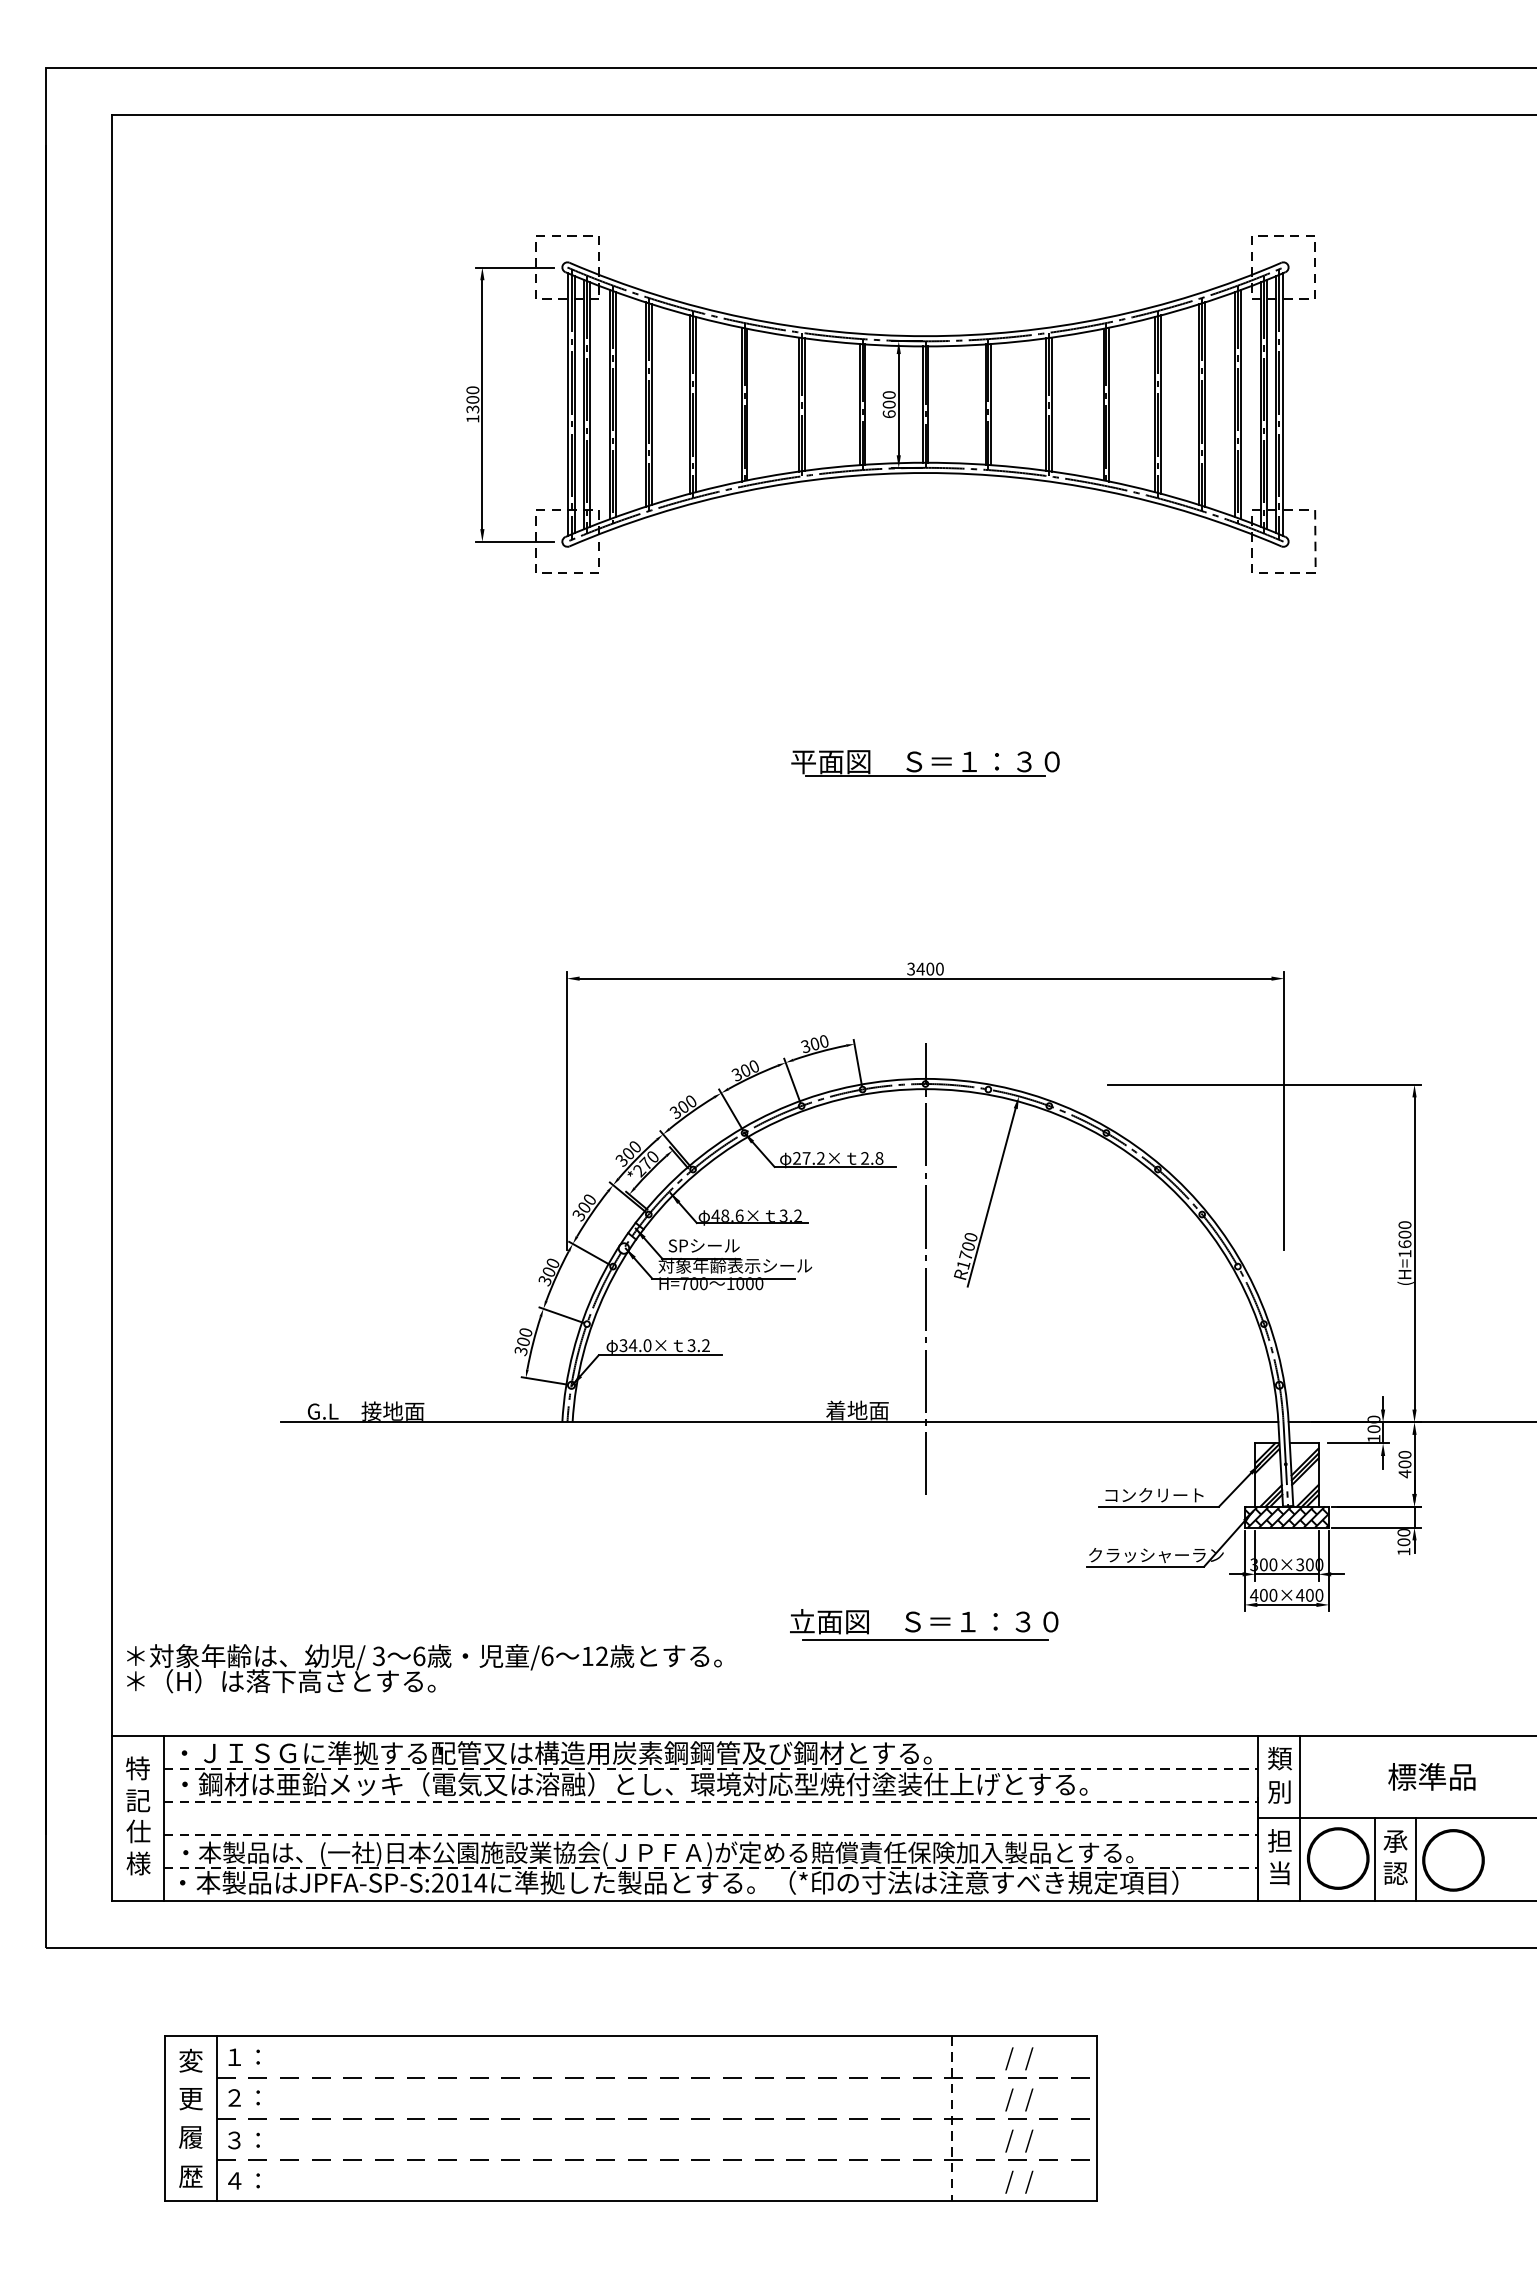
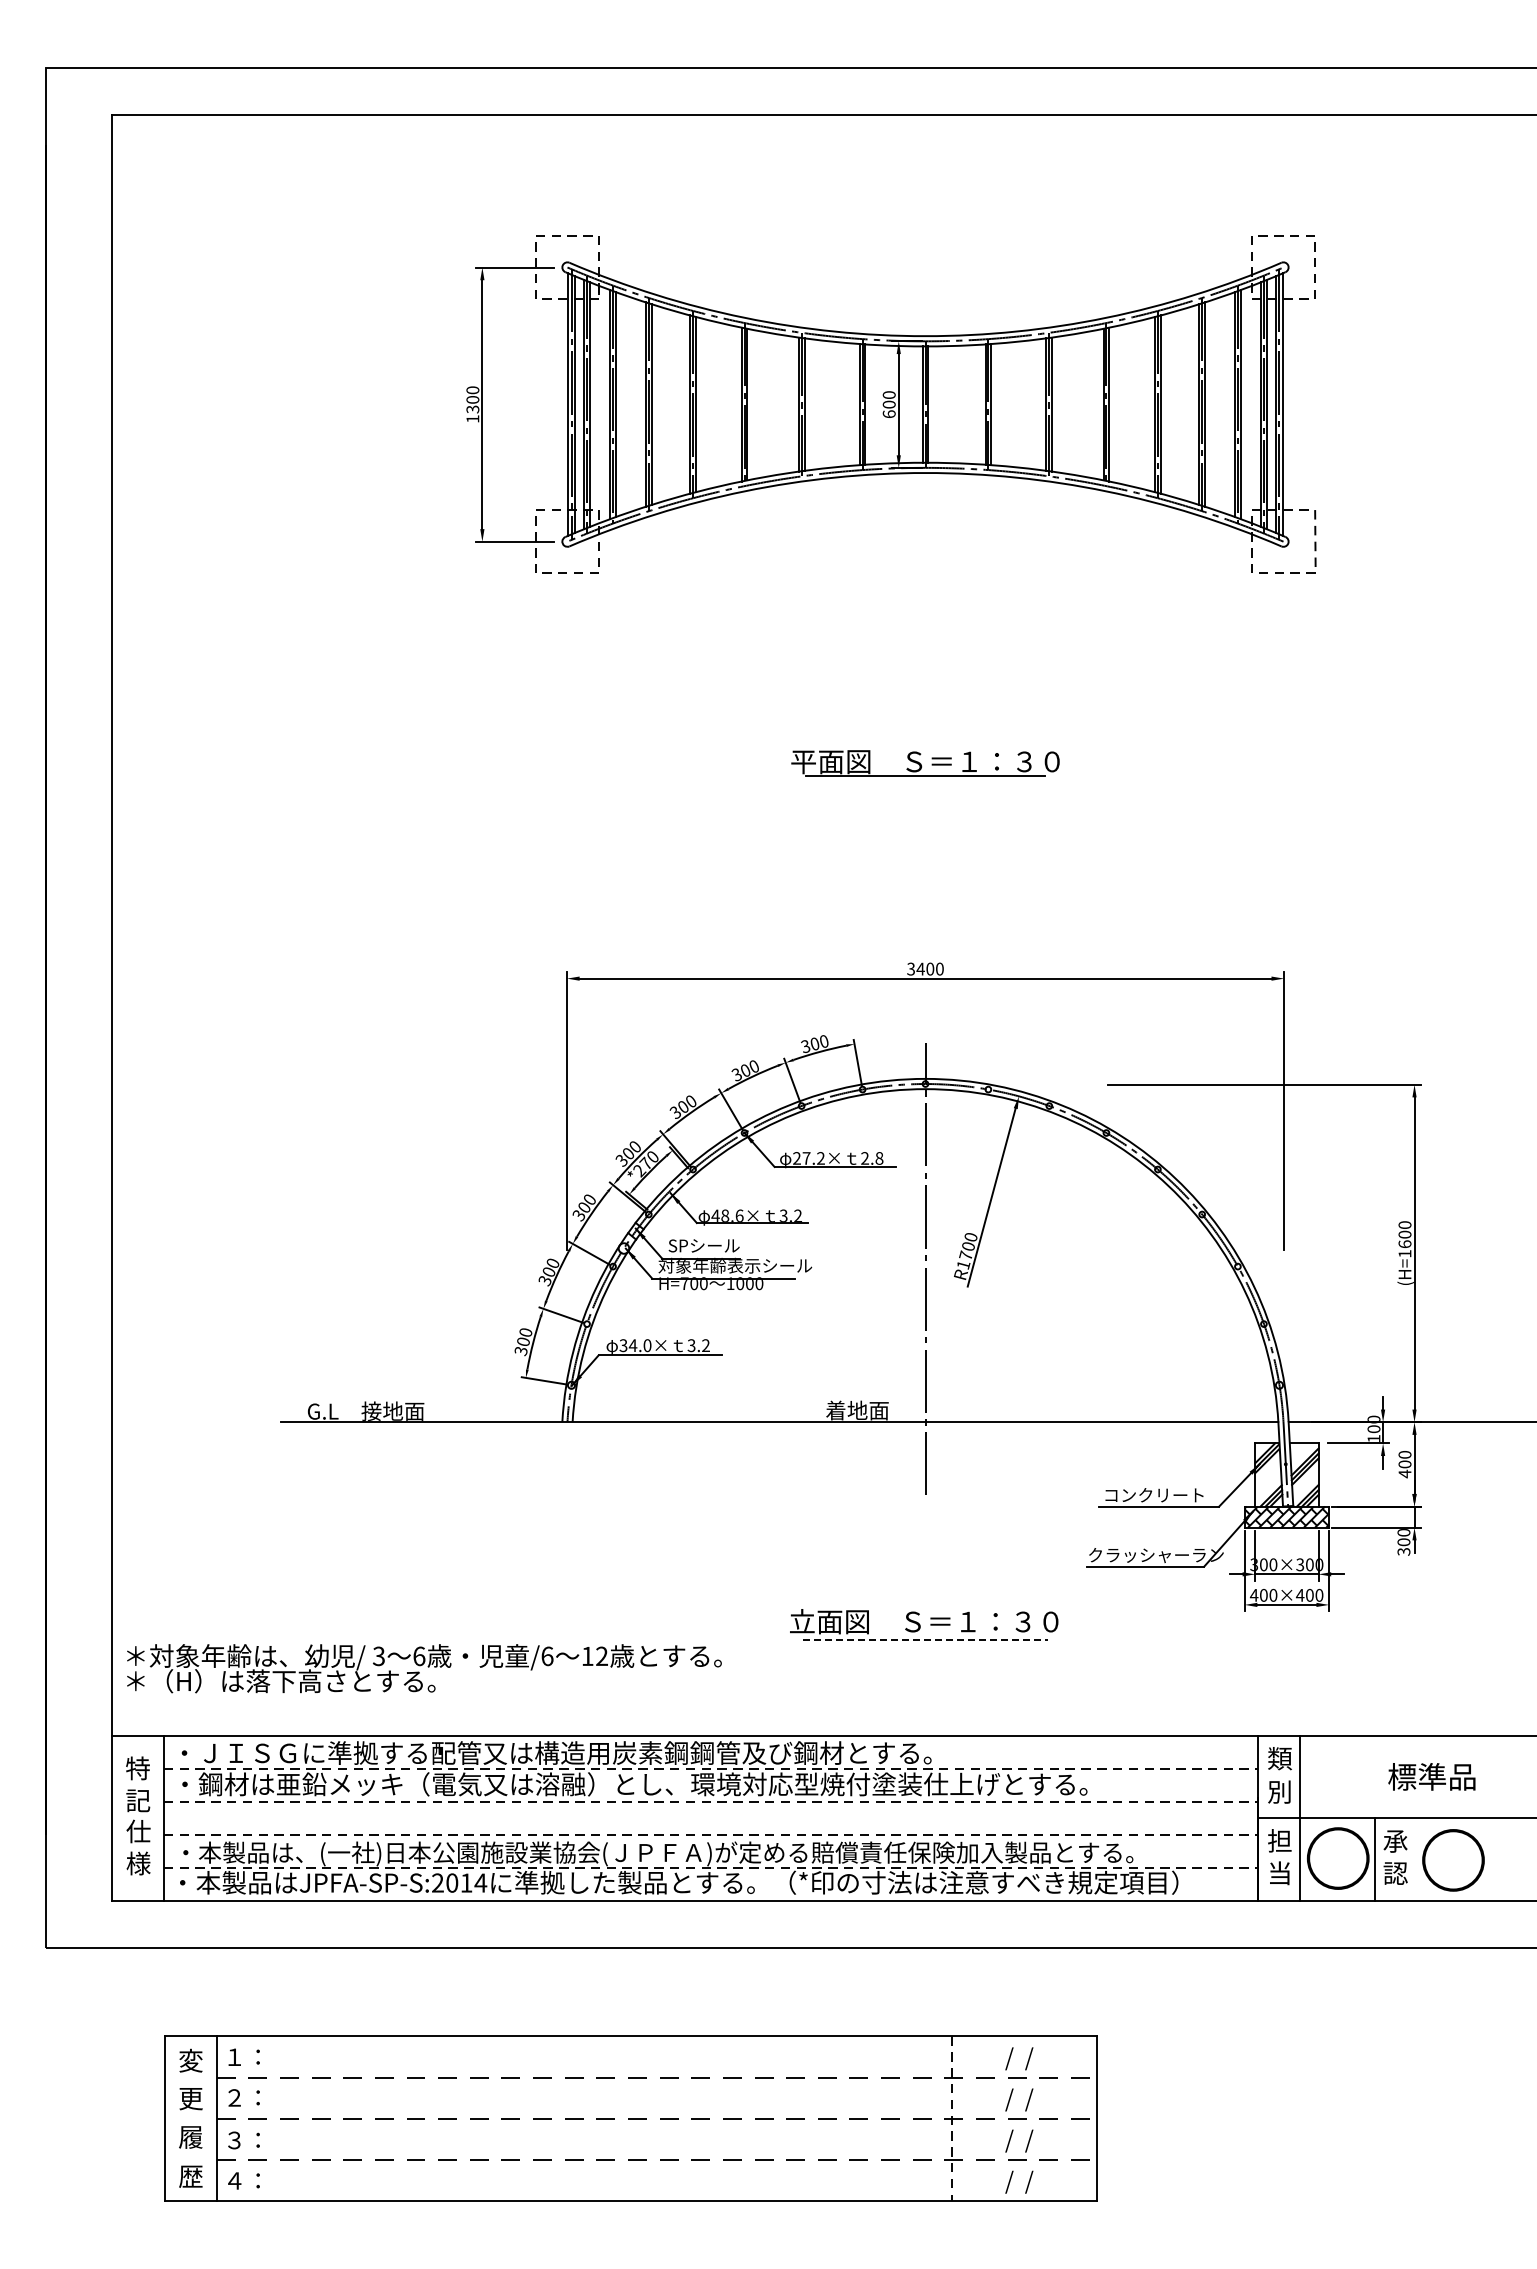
text: 100 -> 300 (1403, 1551)
line: solid -> dashed (925, 1639)
line: present -> none (1415, 1859)
